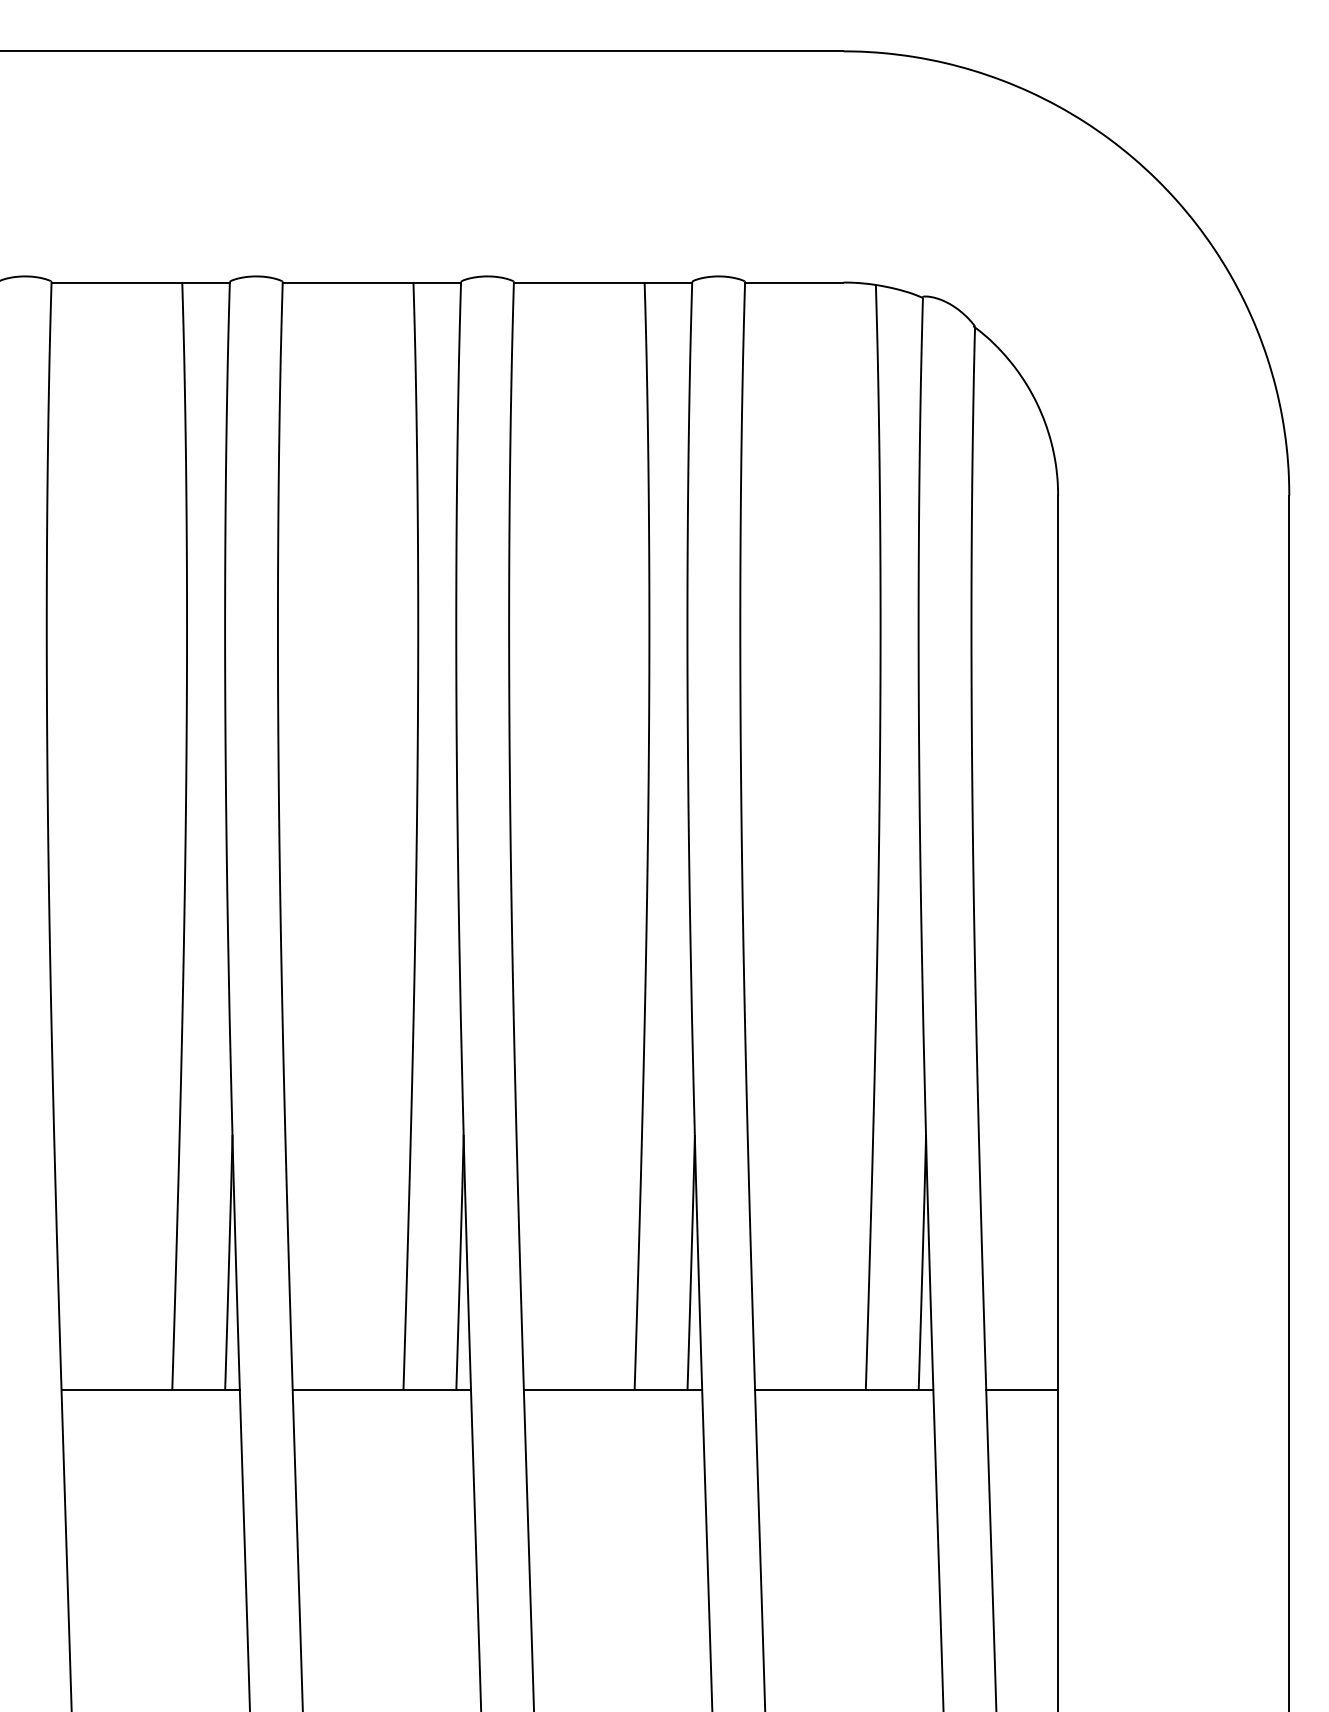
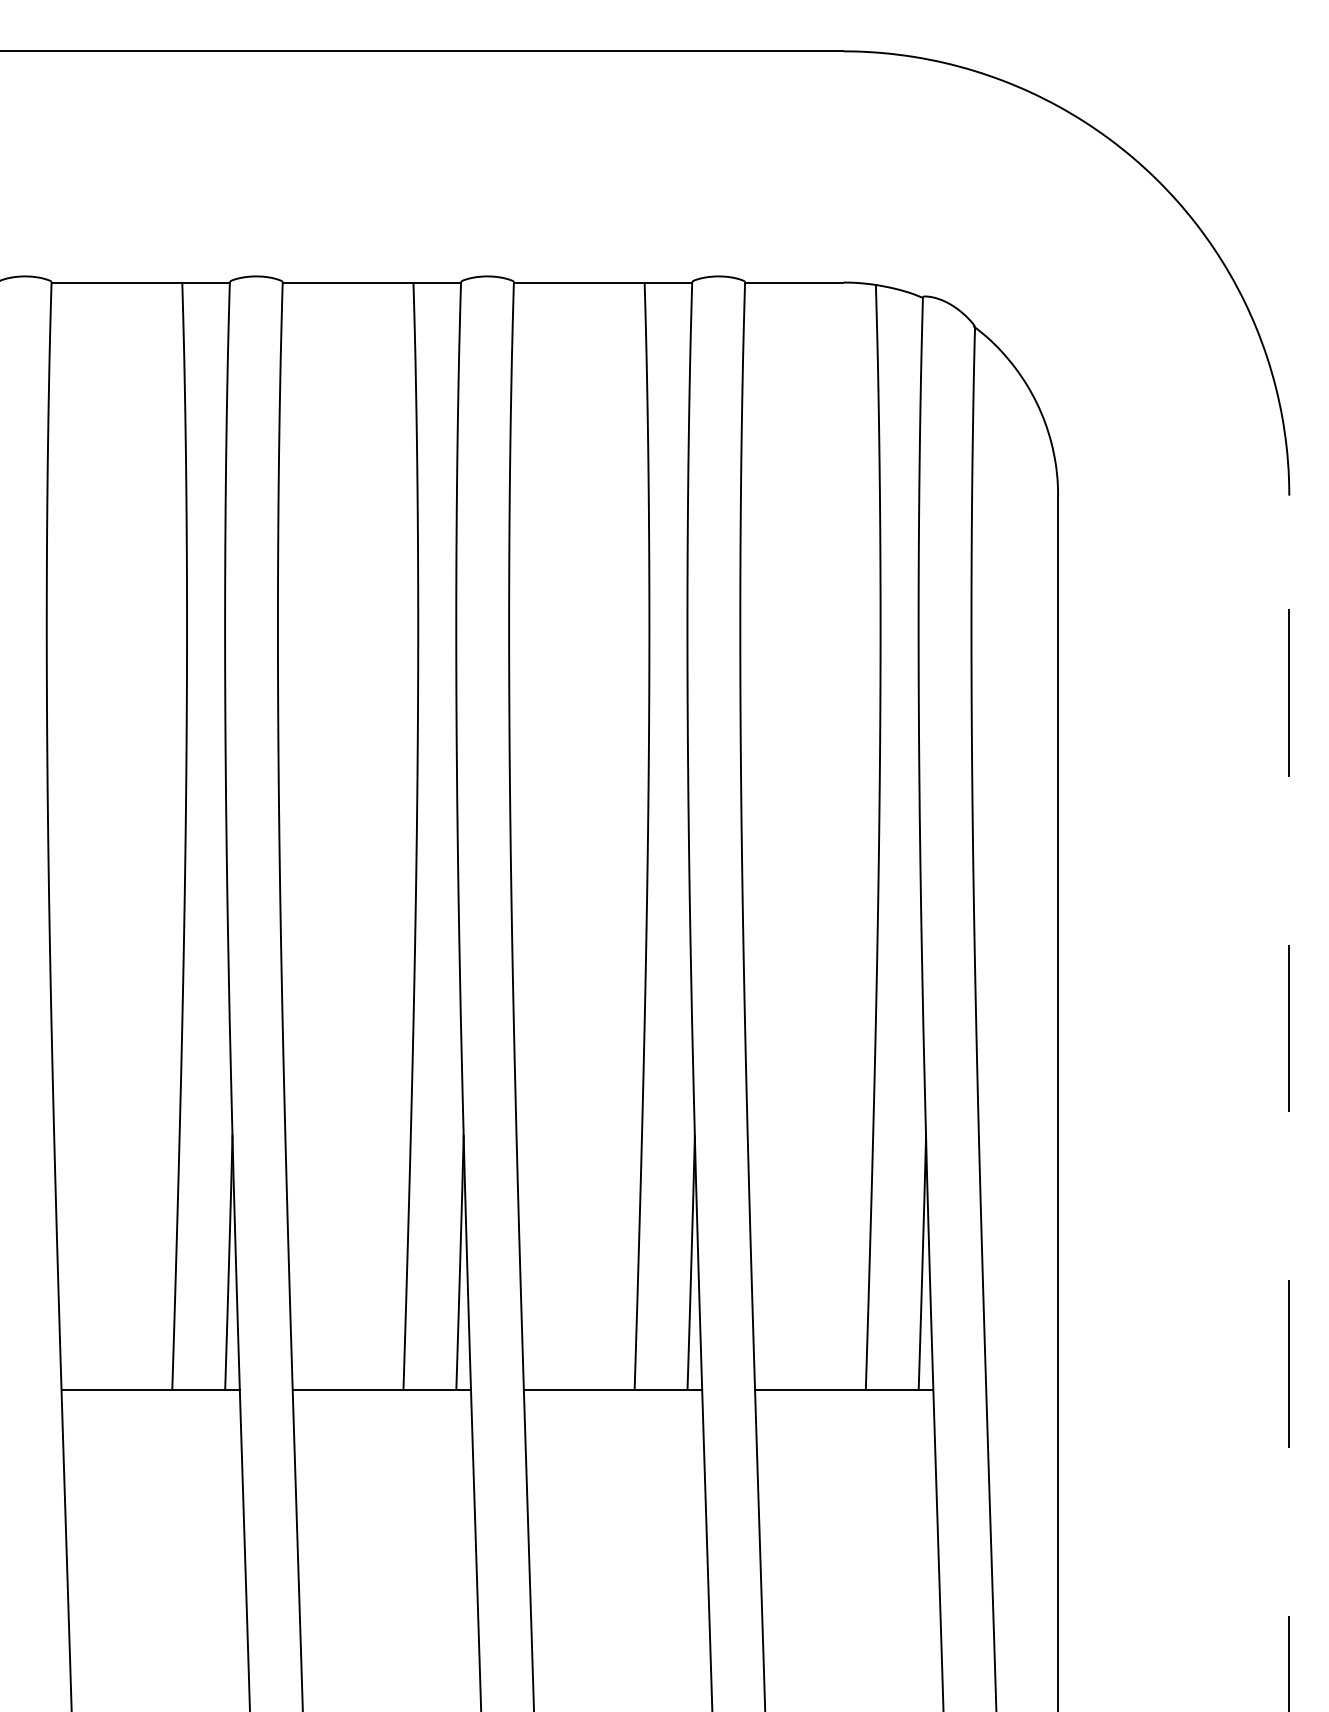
line: solid -> dashed (1289, 1103)
line: present -> none (1022, 1390)
